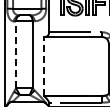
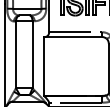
line: dashed -> solid (15, 54)
line: dashed -> solid (44, 65)
